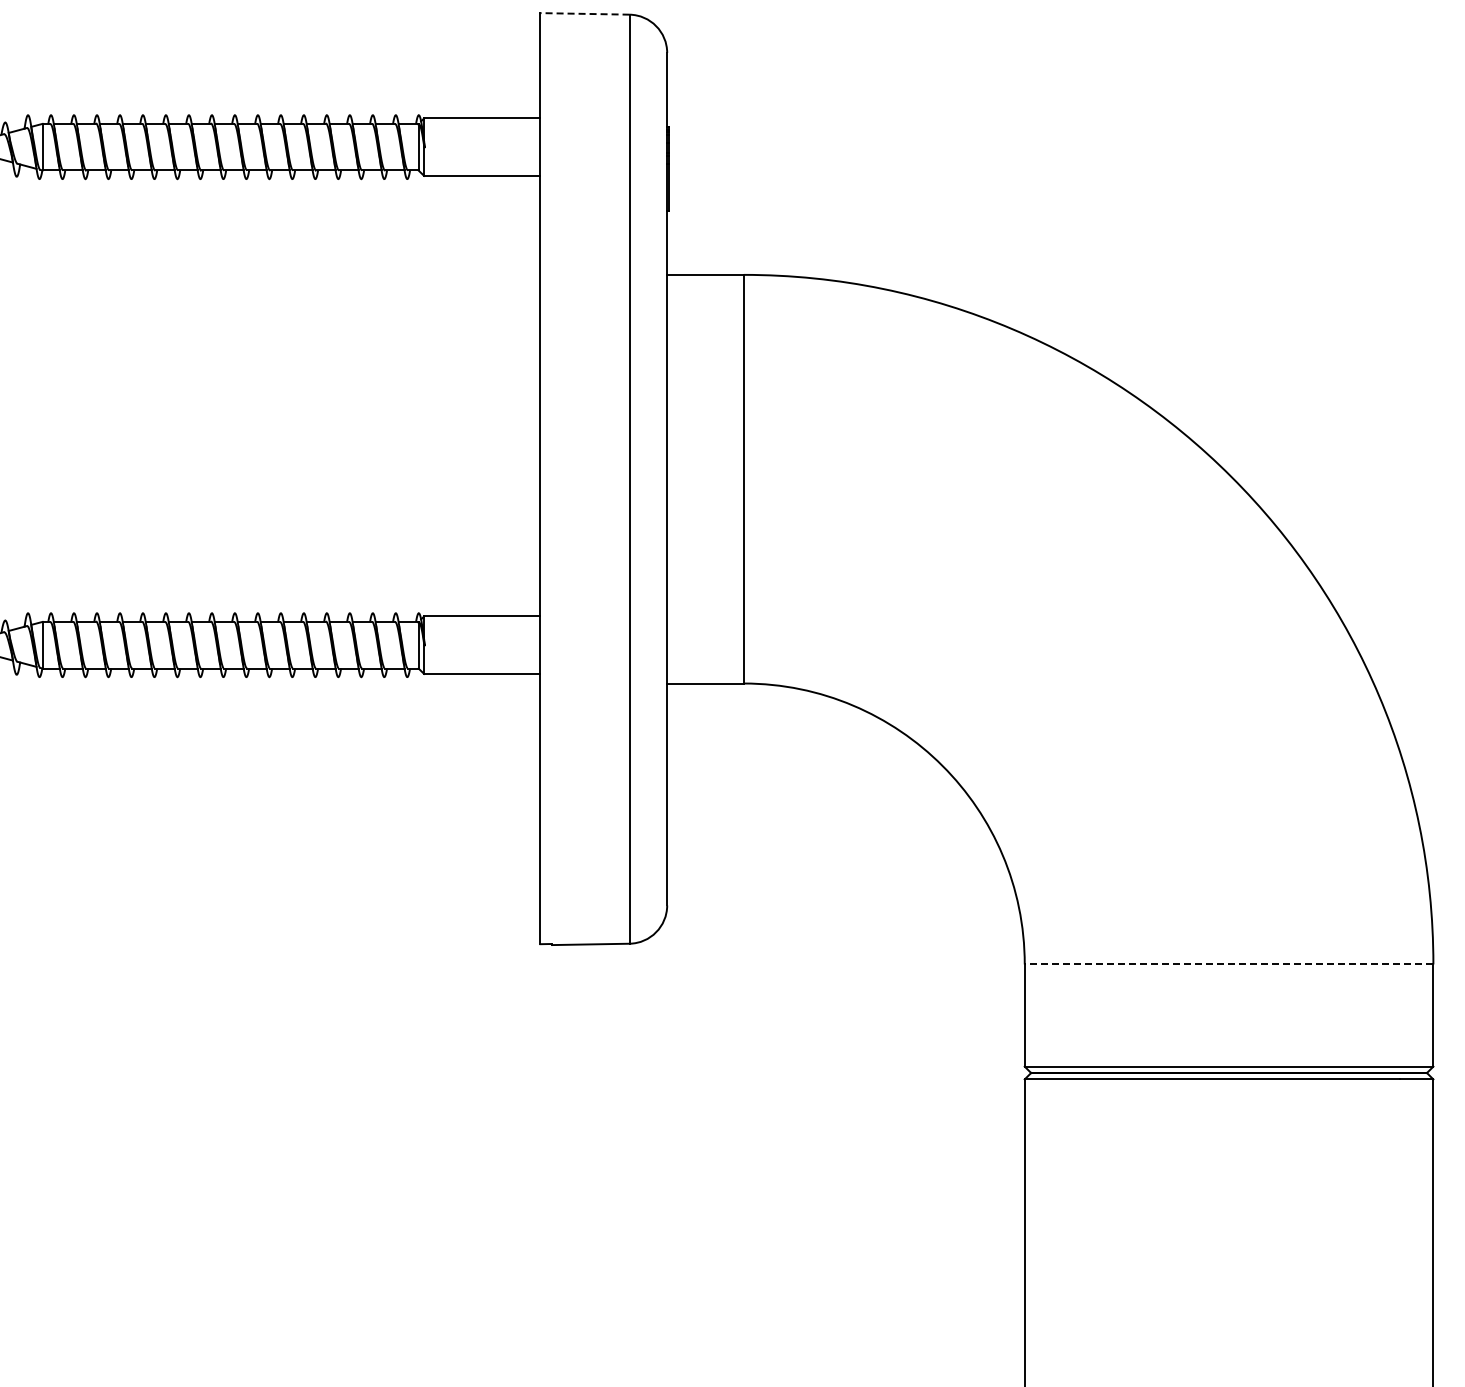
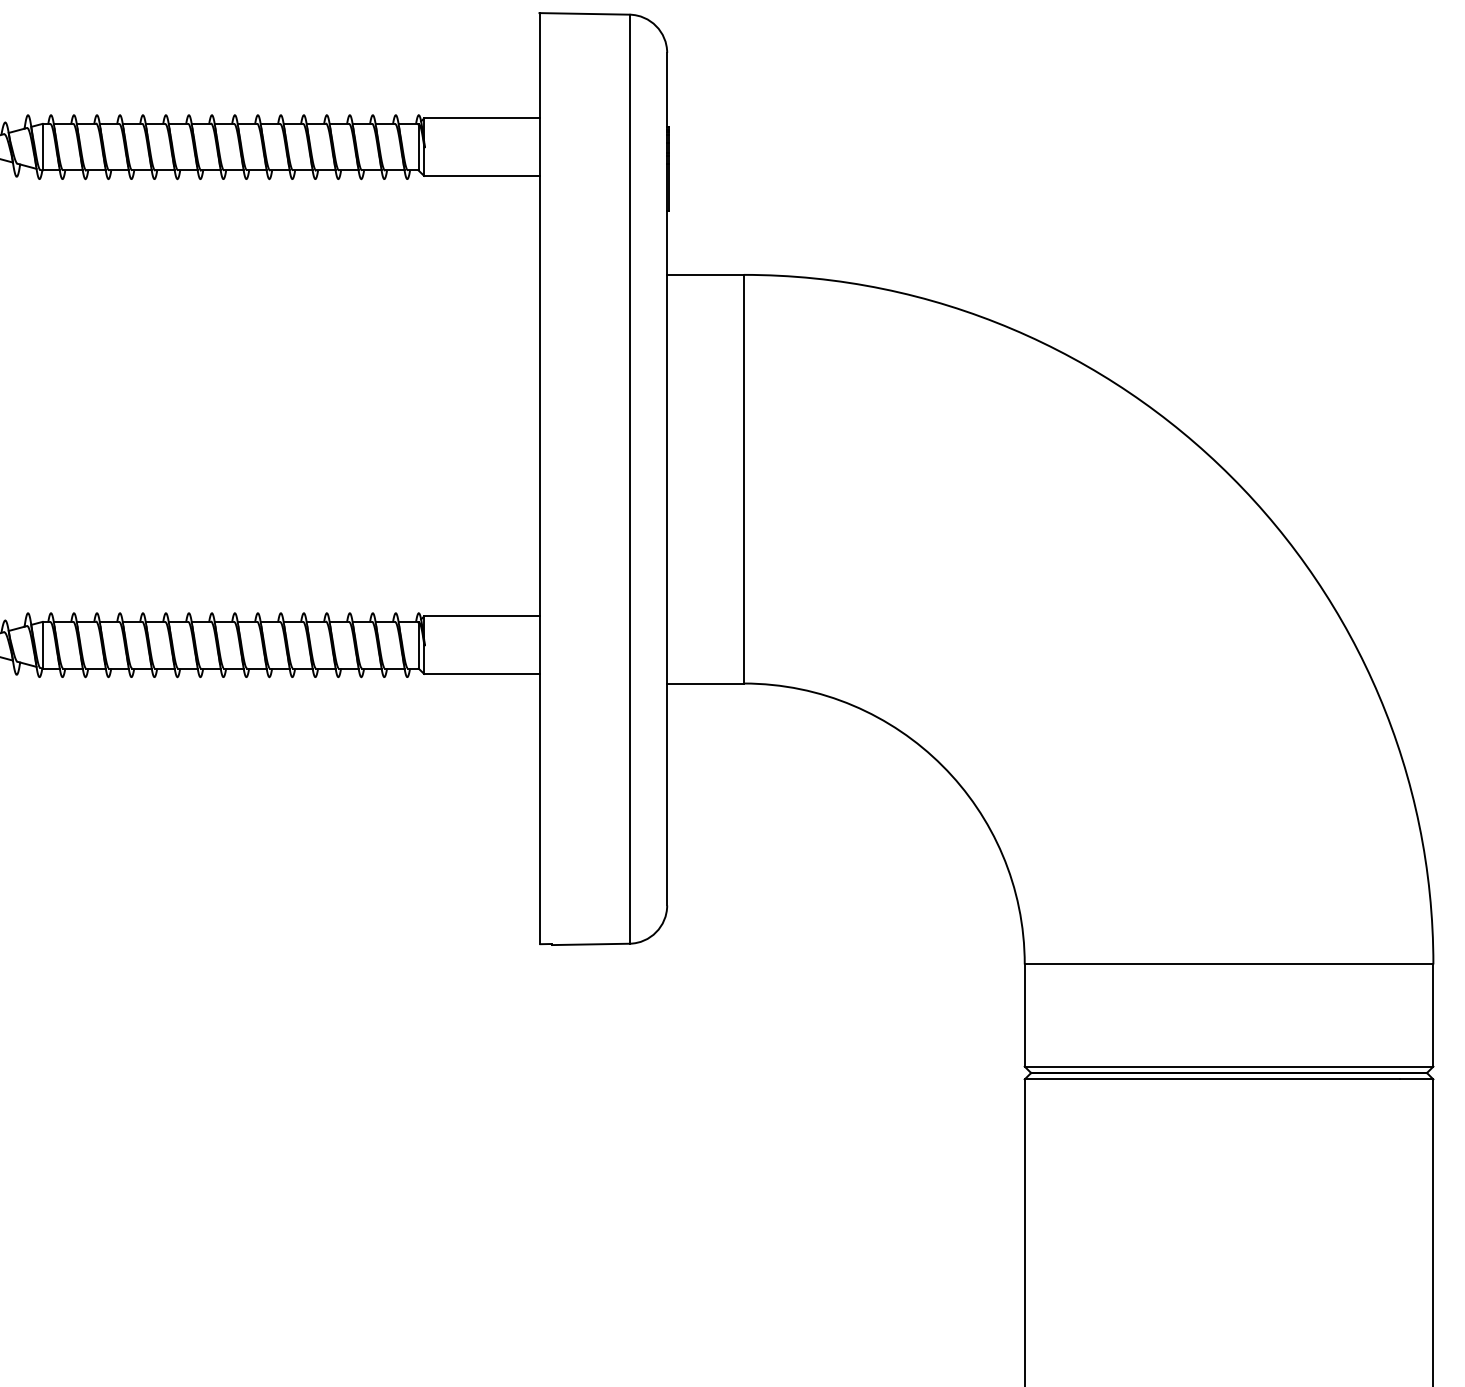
line: dashed -> solid (584, 13)
line: dashed -> solid (1228, 964)
